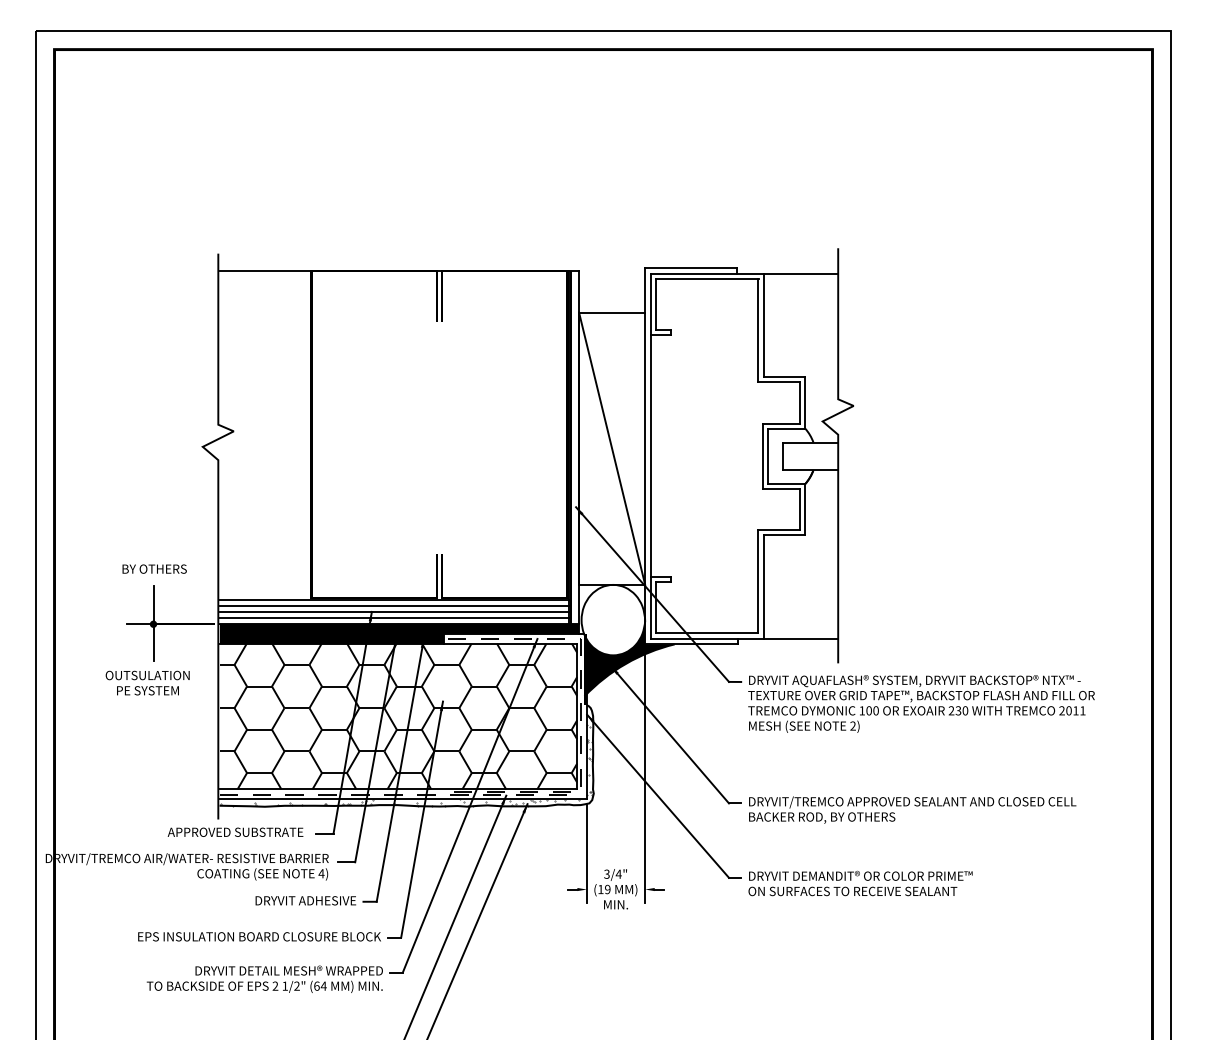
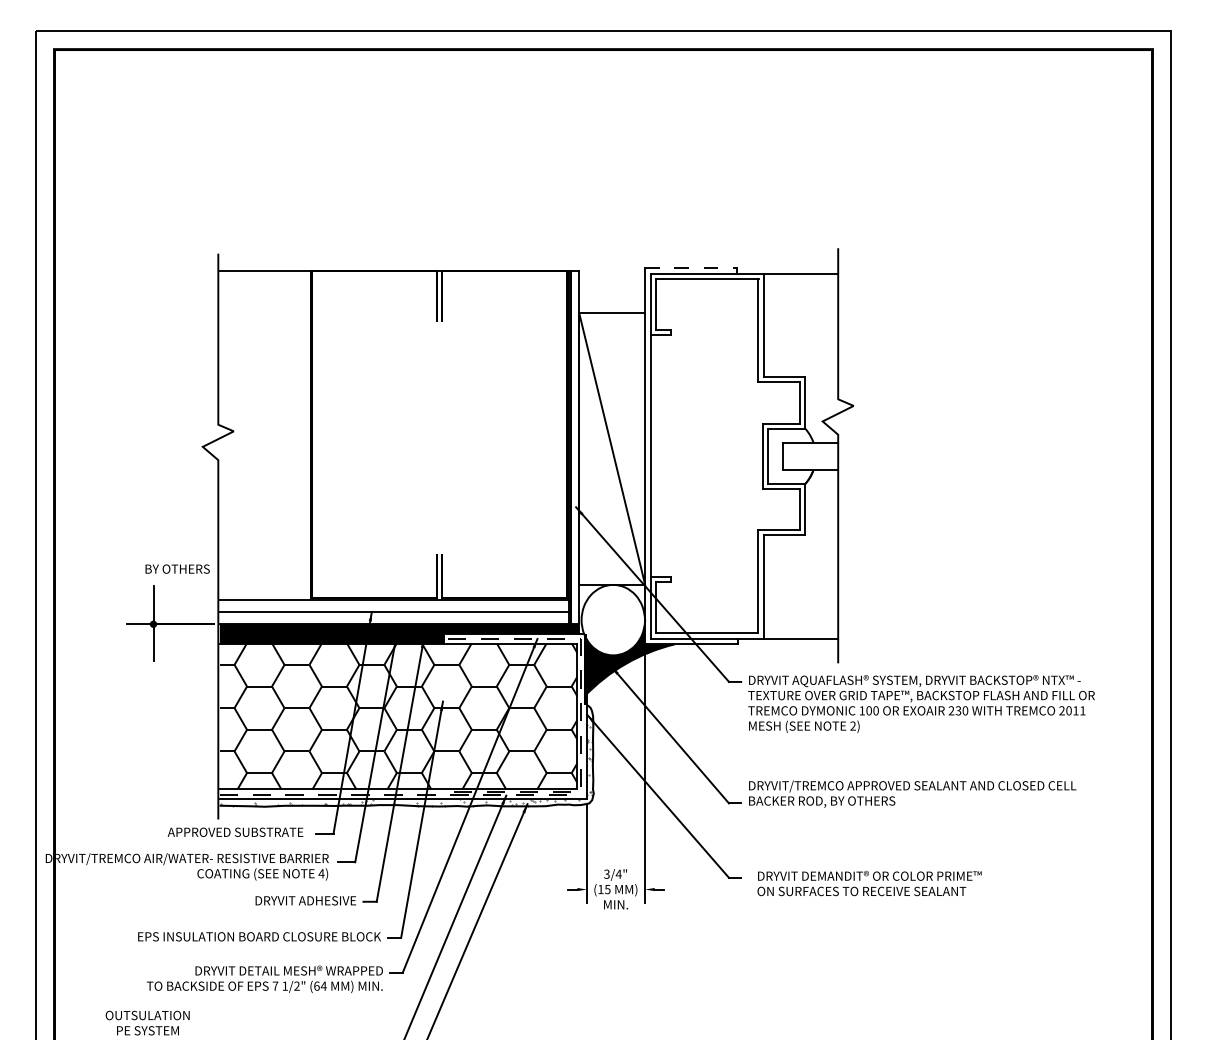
line: solid -> dashed (691, 268)
text position: (154, 568) -> (177, 568) (177, 568)
line: present -> none (394, 605)
line: present -> none (394, 618)
text position: (147, 682) -> (147, 1022) (147, 1022)
text position: (912, 809) -> (912, 793) (912, 793)
text position: (860, 883) -> (869, 883) (869, 883)
text: (19 -> (15 (607, 888)
text: 2 -> 7 (275, 985)
